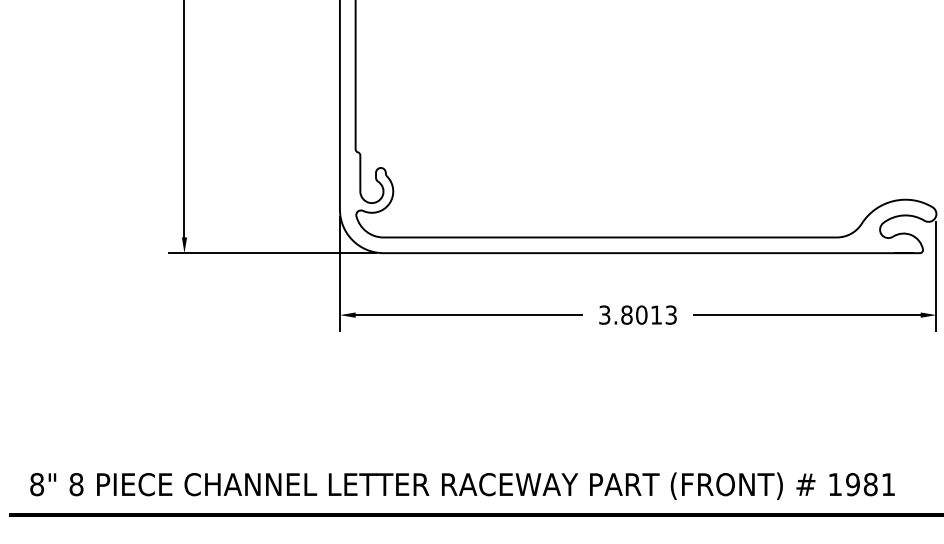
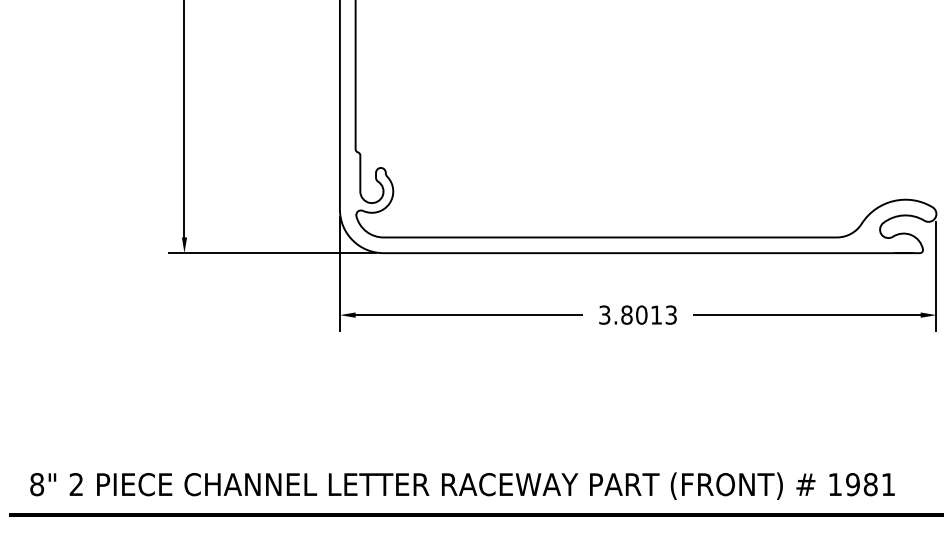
text: 8 -> 2 (76, 484)
